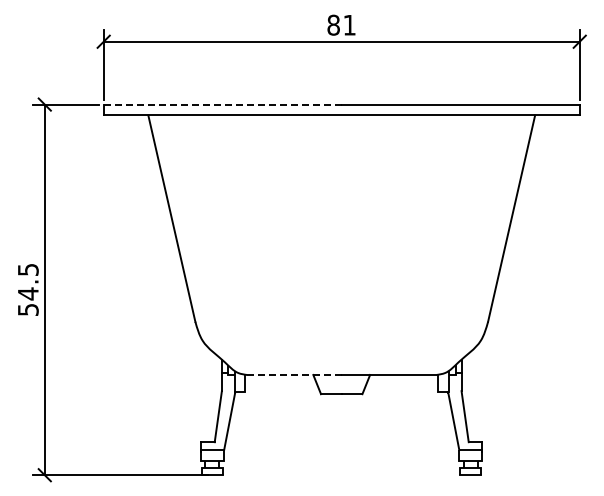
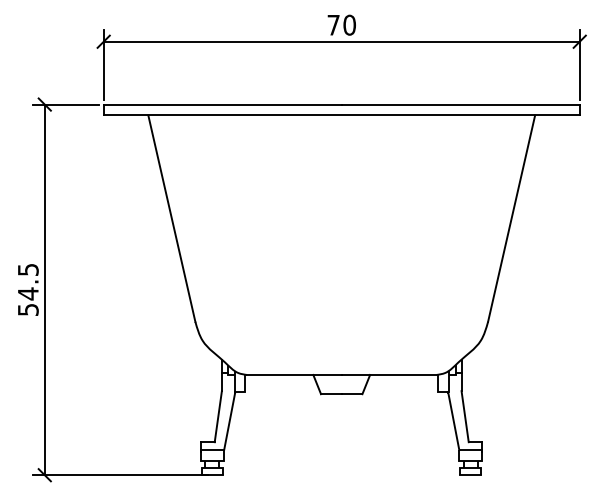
text: 81 -> 70 (341, 24)
line: dashed -> solid (222, 104)
line: dashed -> solid (293, 374)
